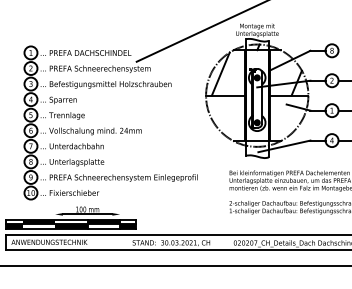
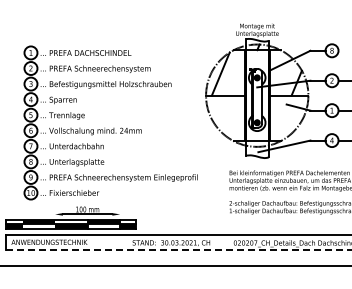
line: present -> none (200, 31)
line: solid -> dashed (179, 249)
